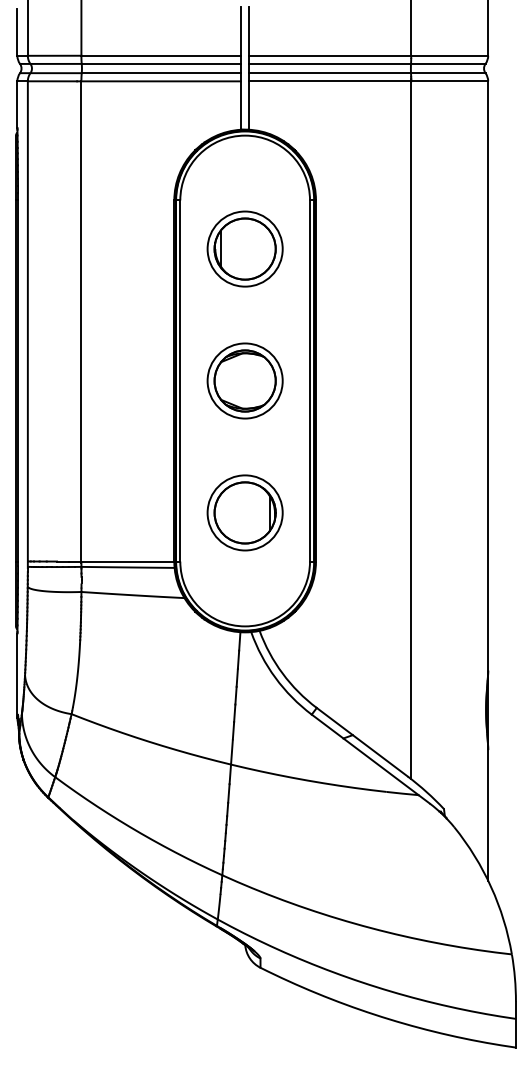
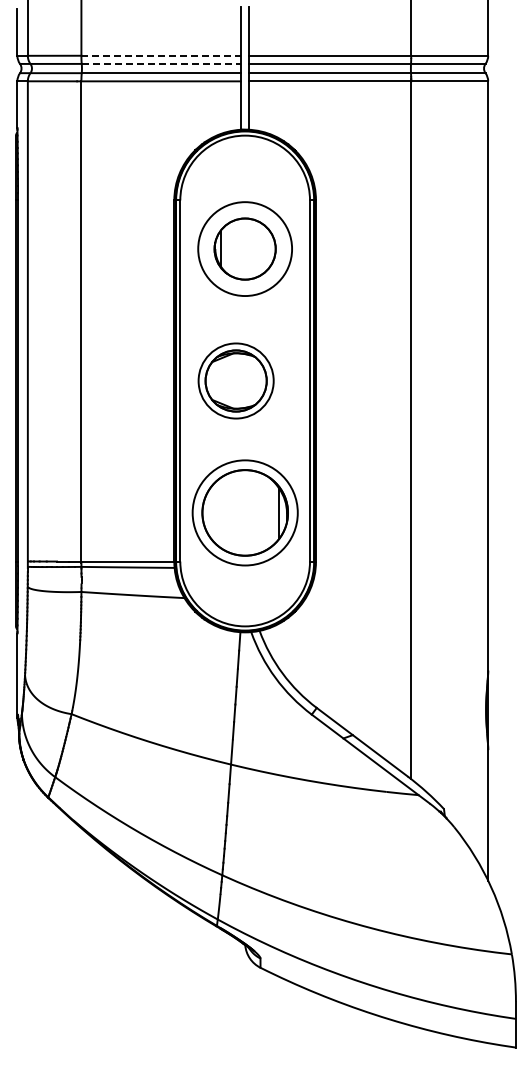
line: solid -> dashed (161, 55)
line: solid -> dashed (161, 63)
circle diameter: 75 px -> 94 px (245, 249)
part position: (244, 380) -> (235, 380) (235, 380)
part size: 78x78 px -> 108x108 px (244, 512)
